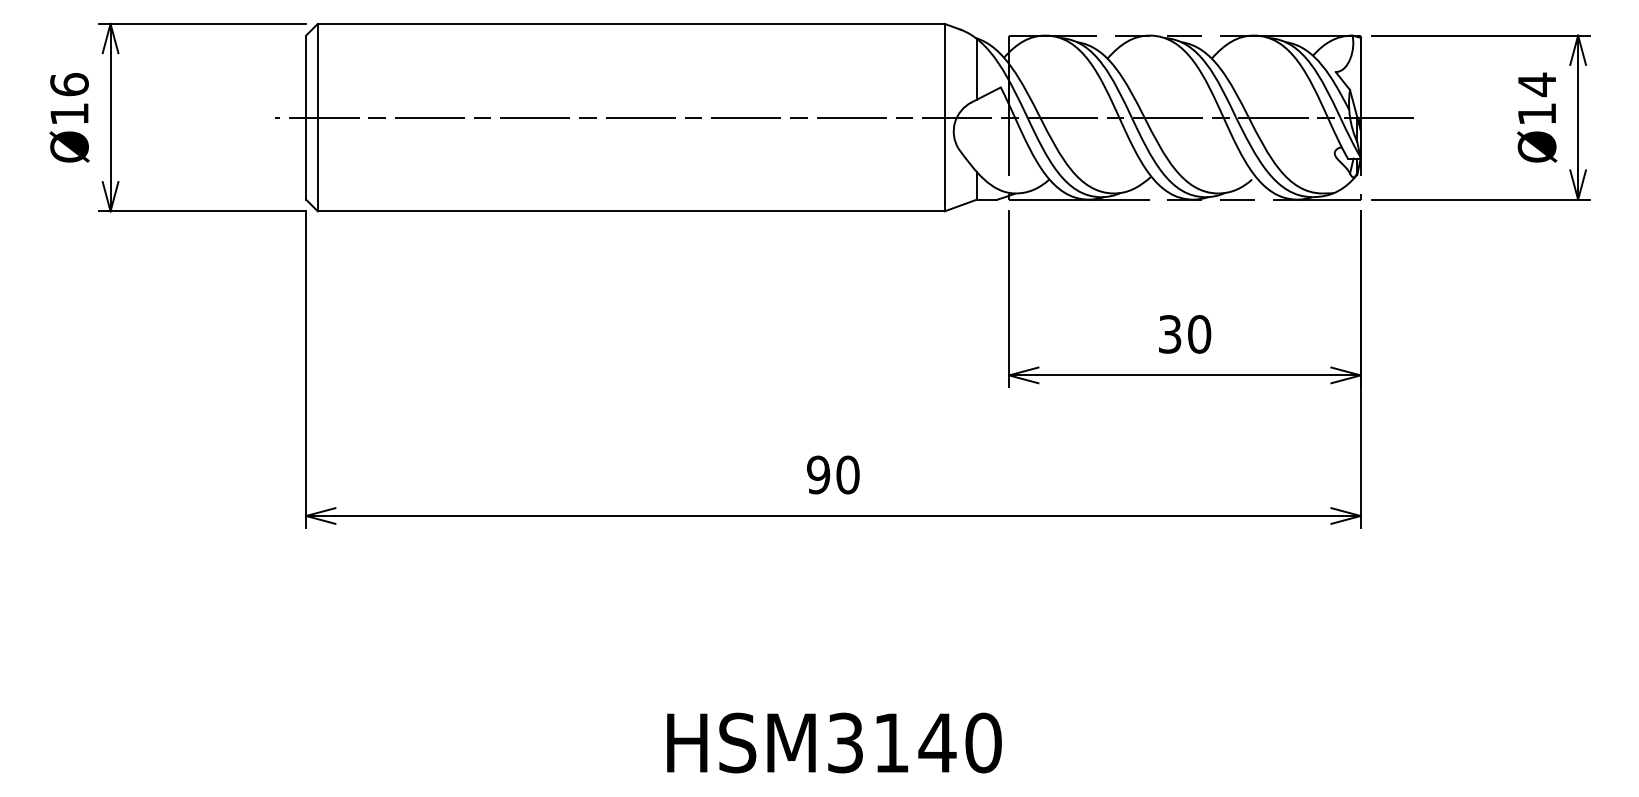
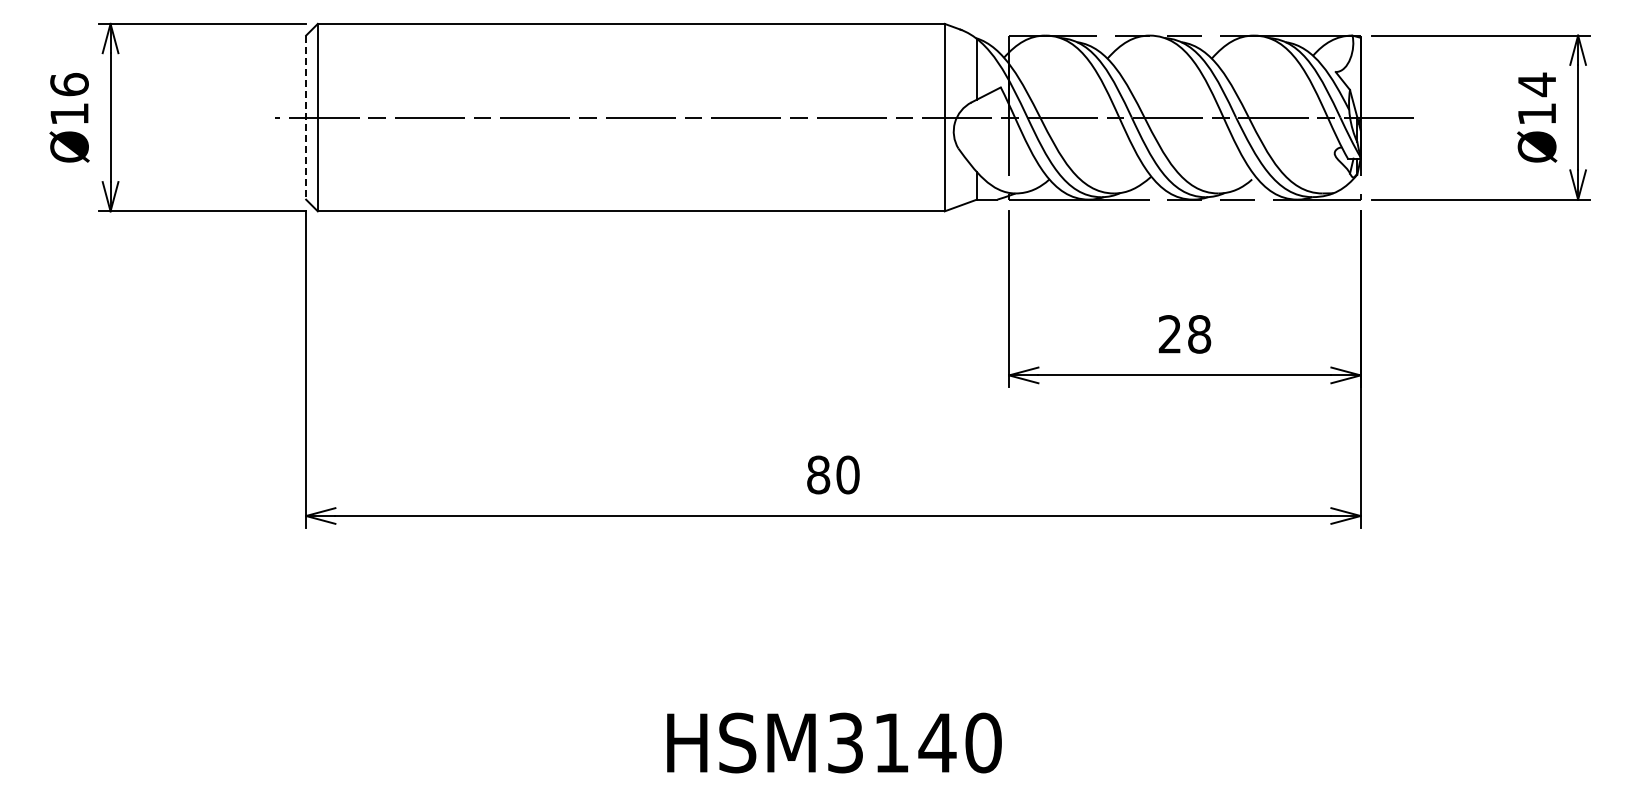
line: solid -> dashed (306, 118)
text: 30 -> 28 (1184, 334)
text: 90 -> 80 (818, 474)
